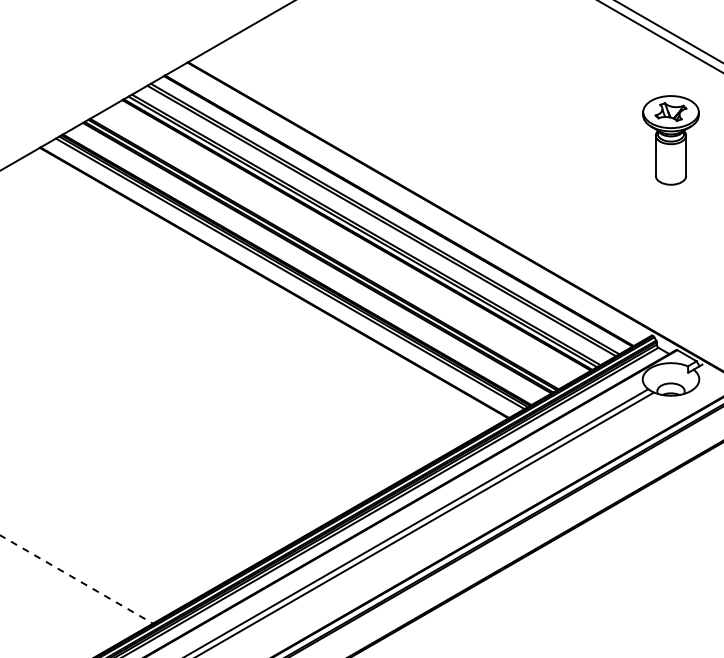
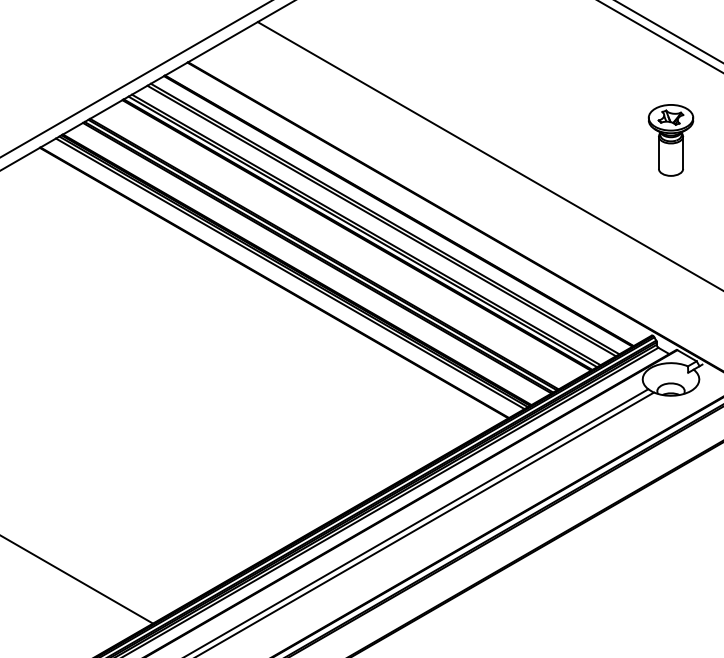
line: none -> present (135, 79)
part size: 58x91 px -> 48x73 px (670, 140)
line: none -> present (488, 155)
line: dashed -> solid (76, 579)
